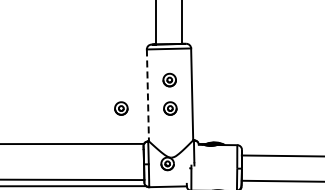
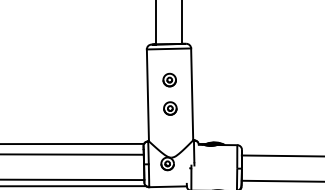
line: dashed -> solid (147, 95)
part: present -> none (121, 108)
line: none -> present (72, 154)
